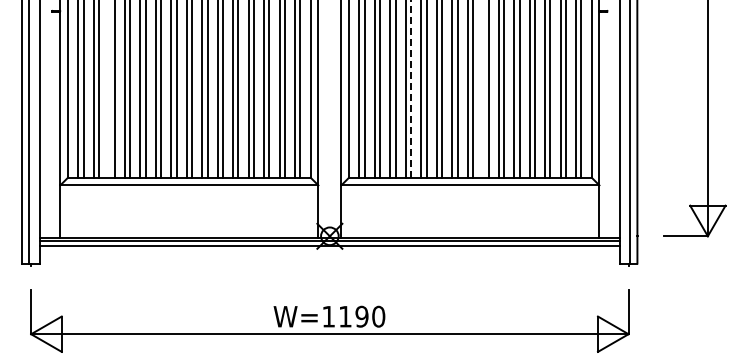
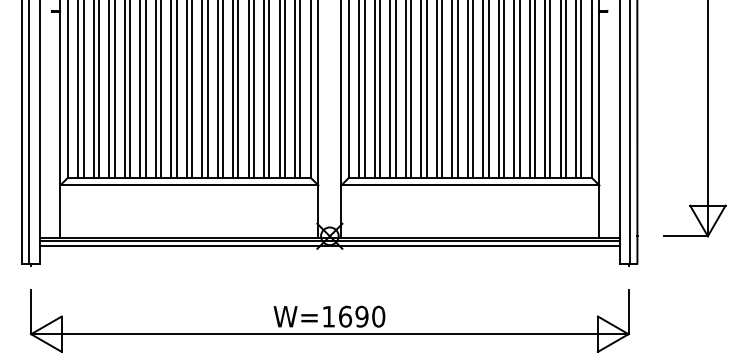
line: dashed -> solid (411, 88)
line: none -> present (109, 89)
line: none -> present (483, 89)
text: W=1190 -> W=1690 (345, 316)
